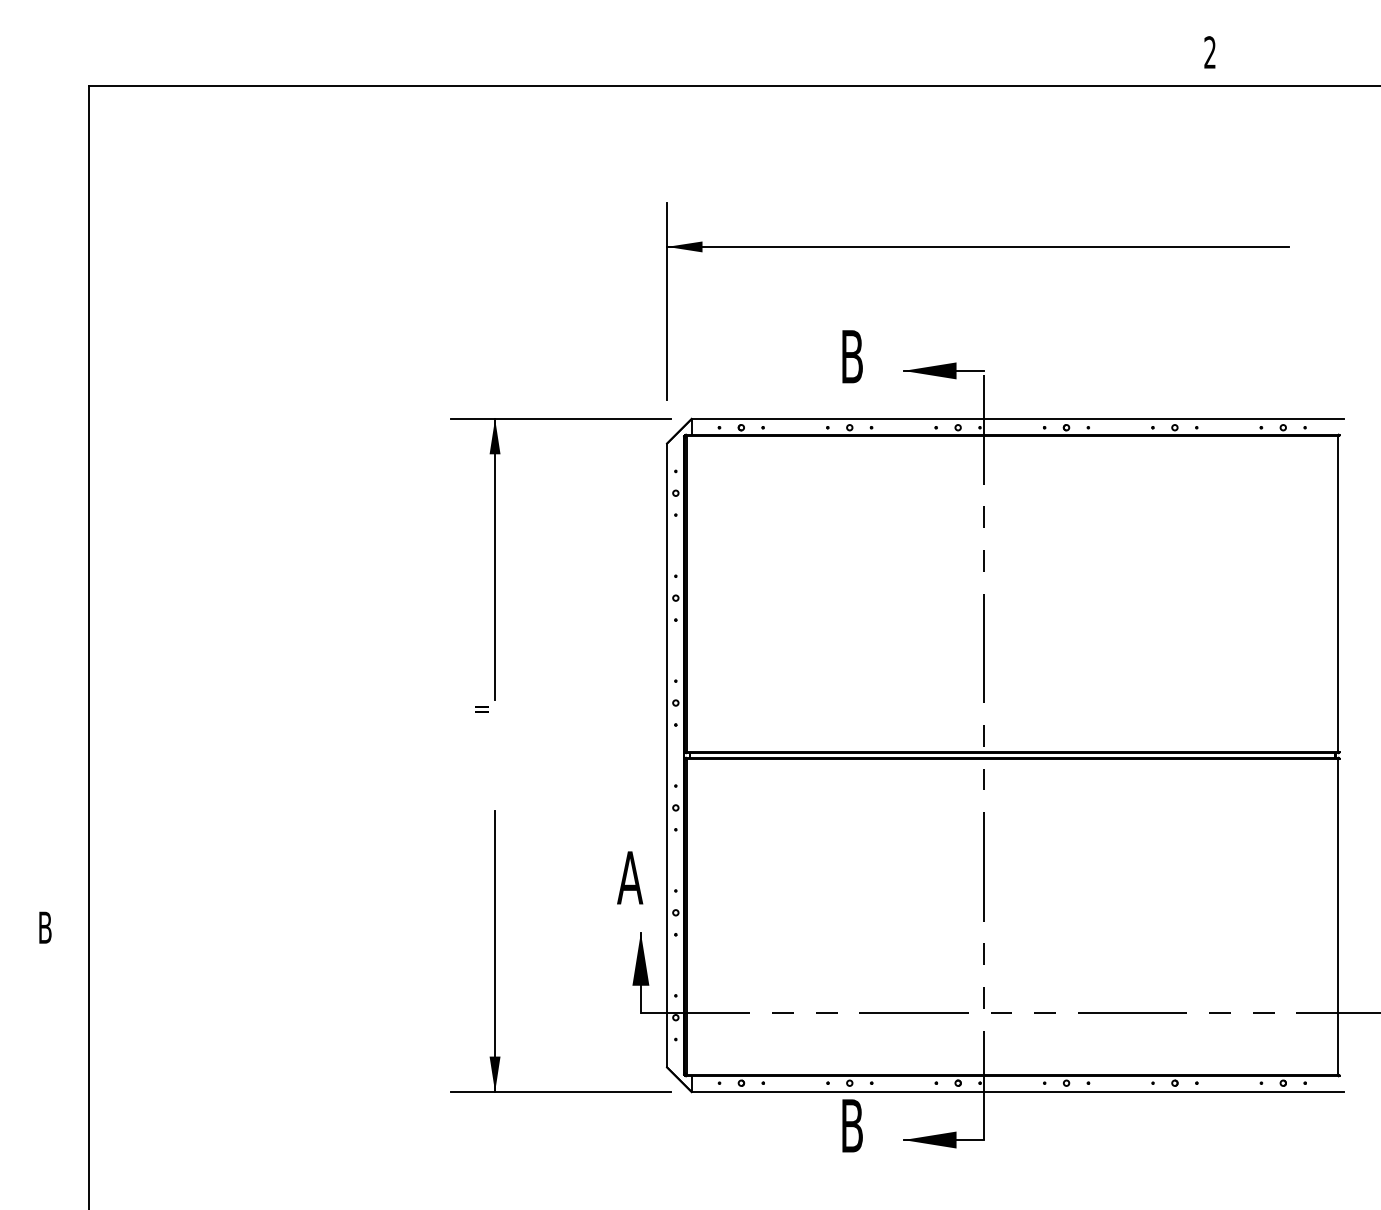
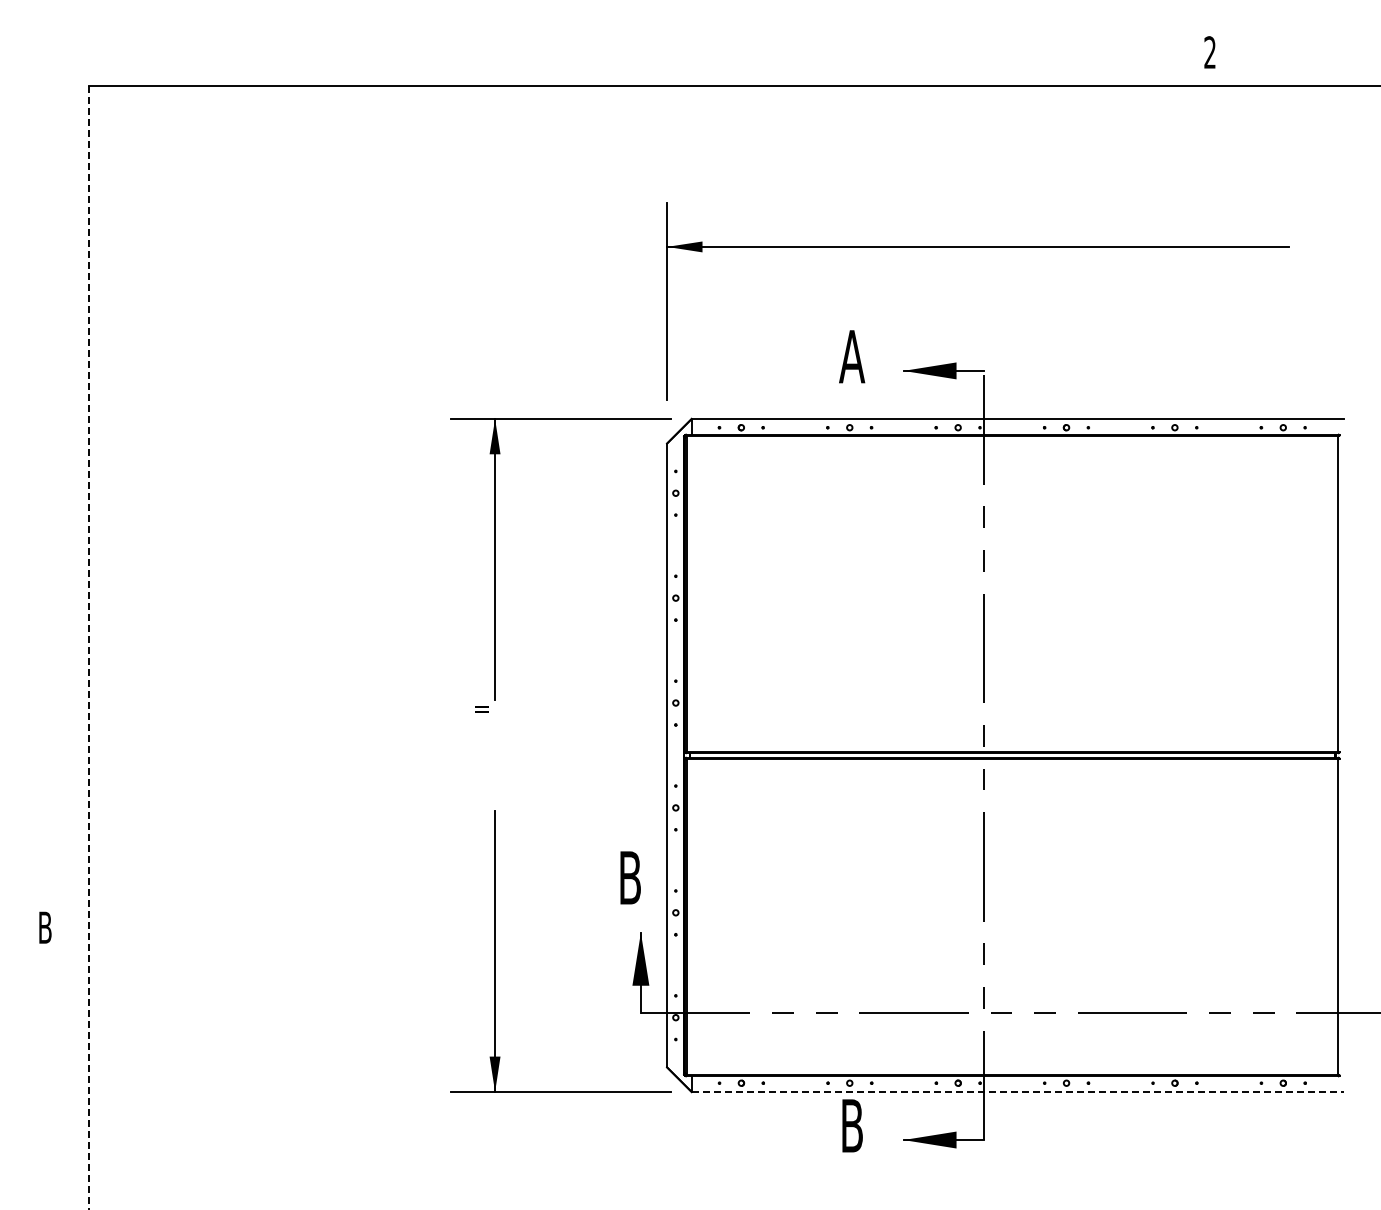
text: B -> A (852, 356)
line: solid -> dashed (89, 648)
text: A -> B (630, 877)
line: solid -> dashed (1018, 1091)
